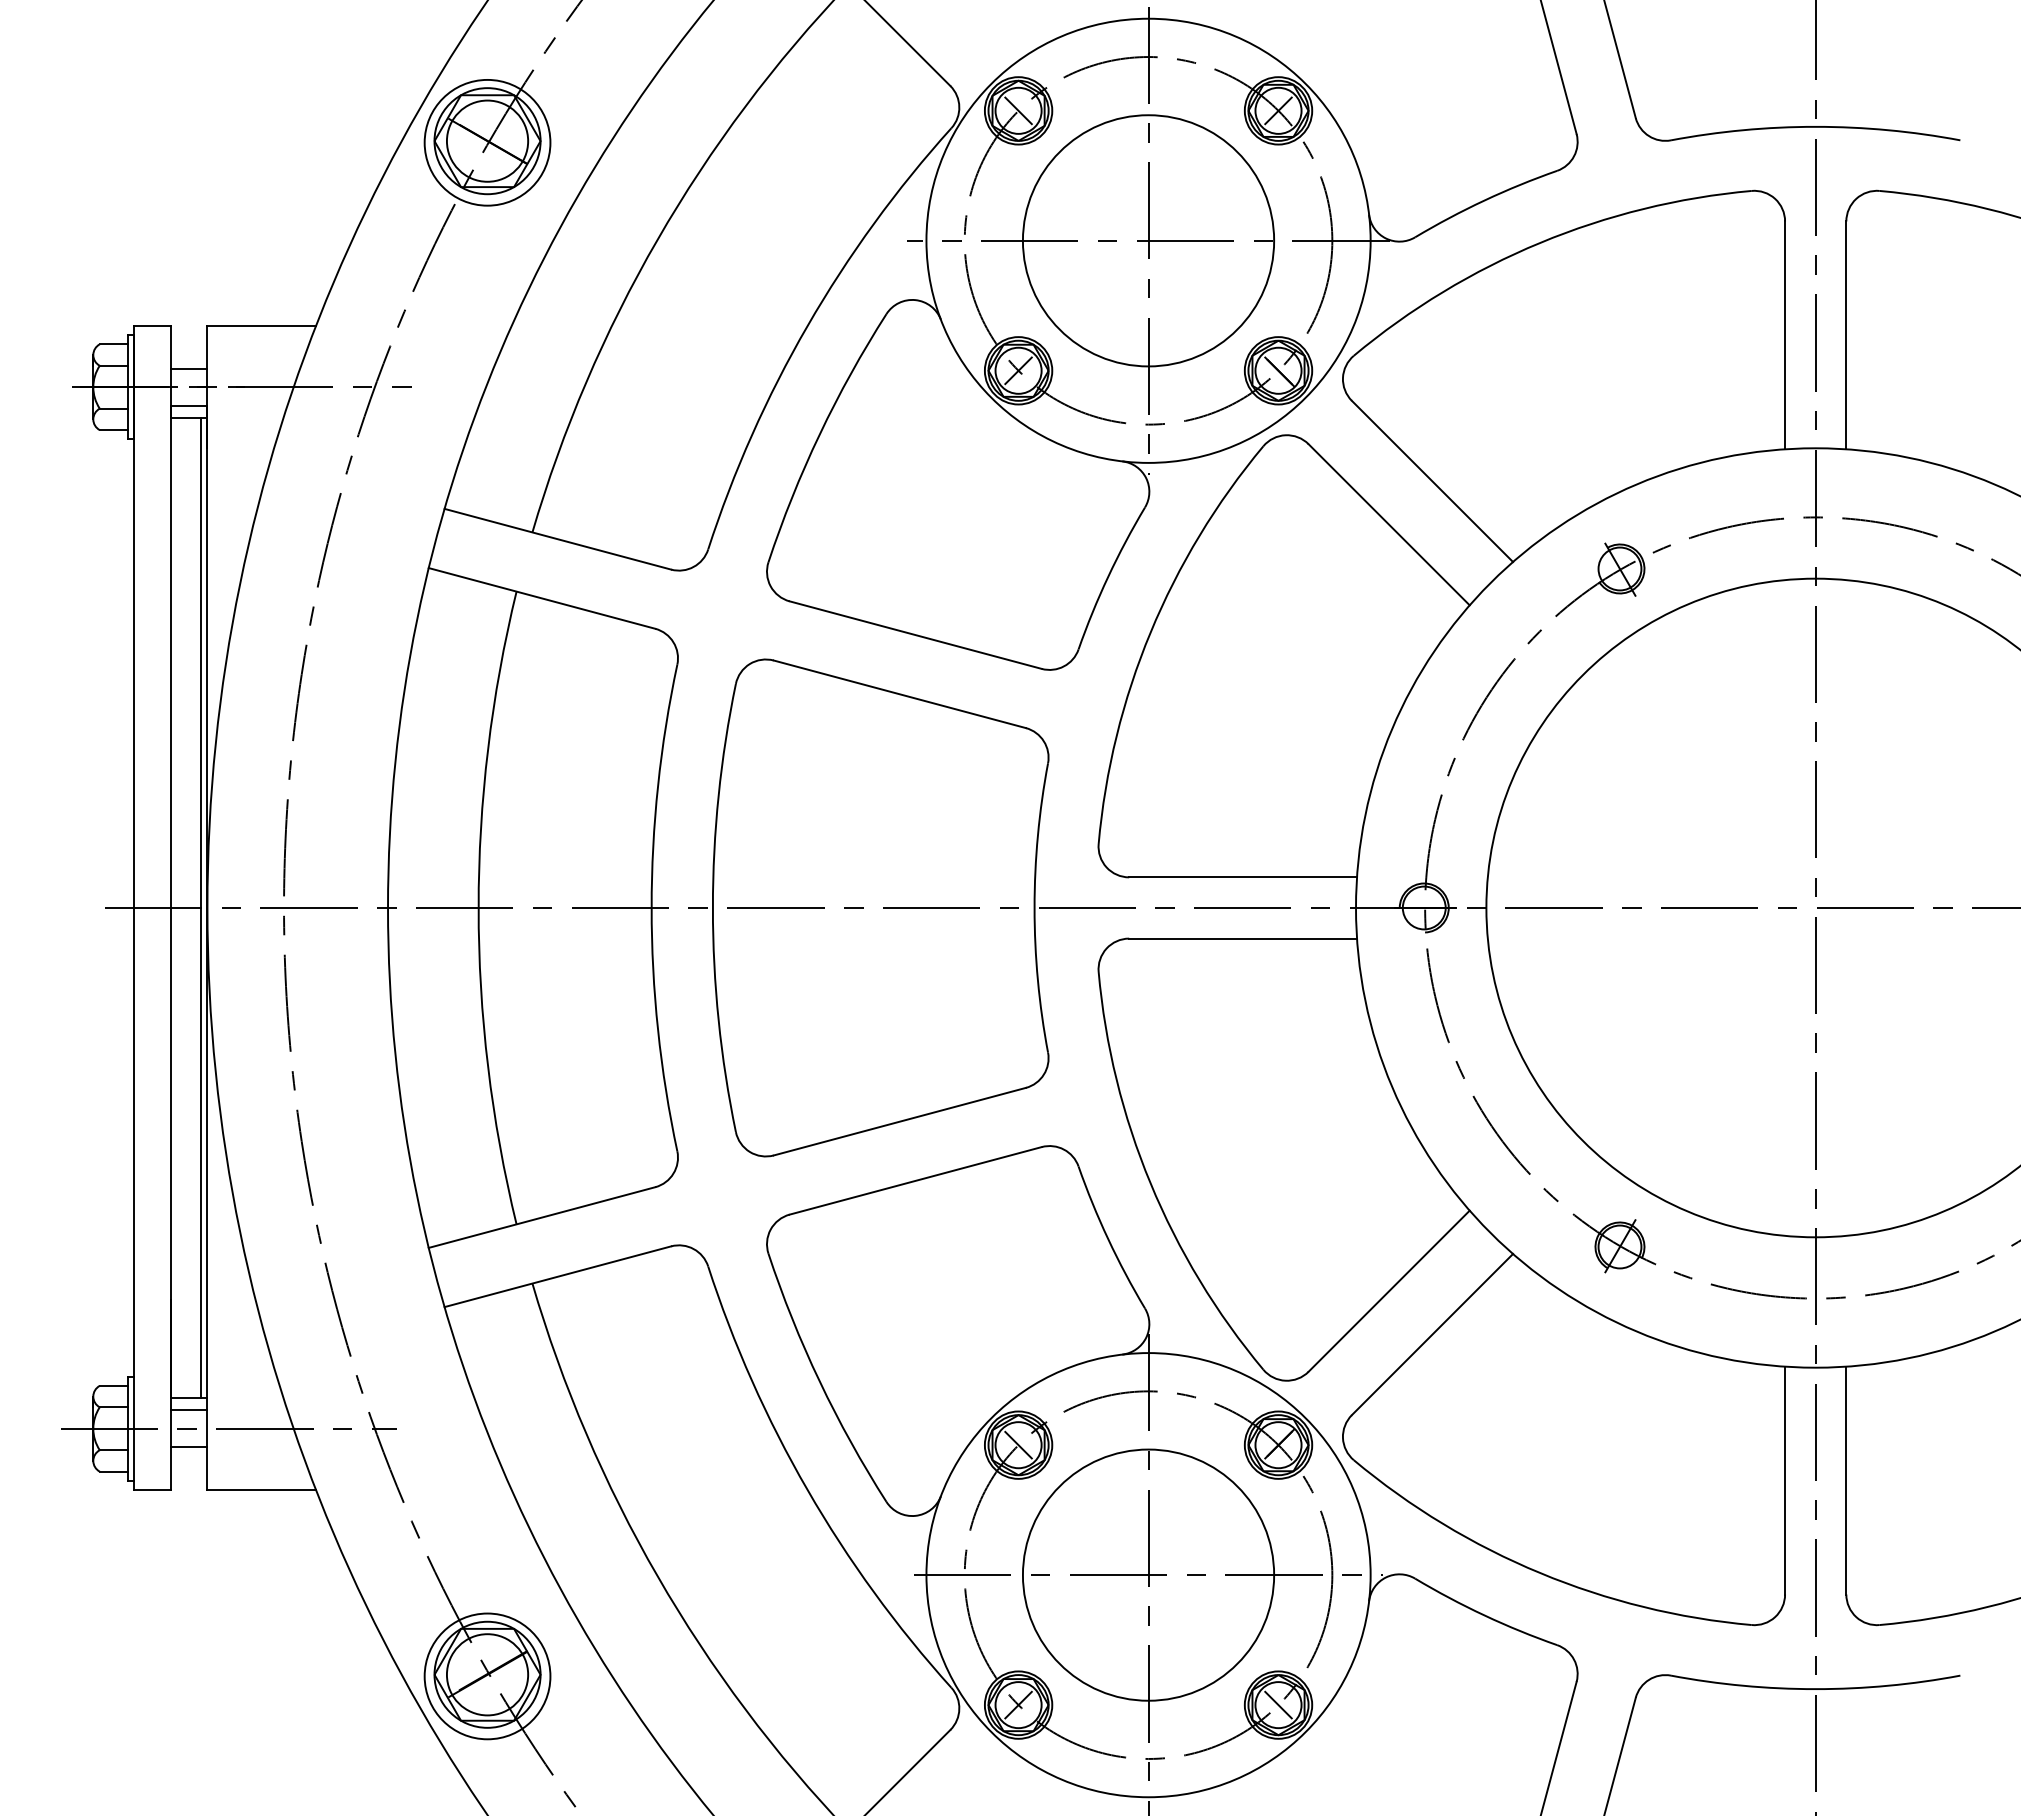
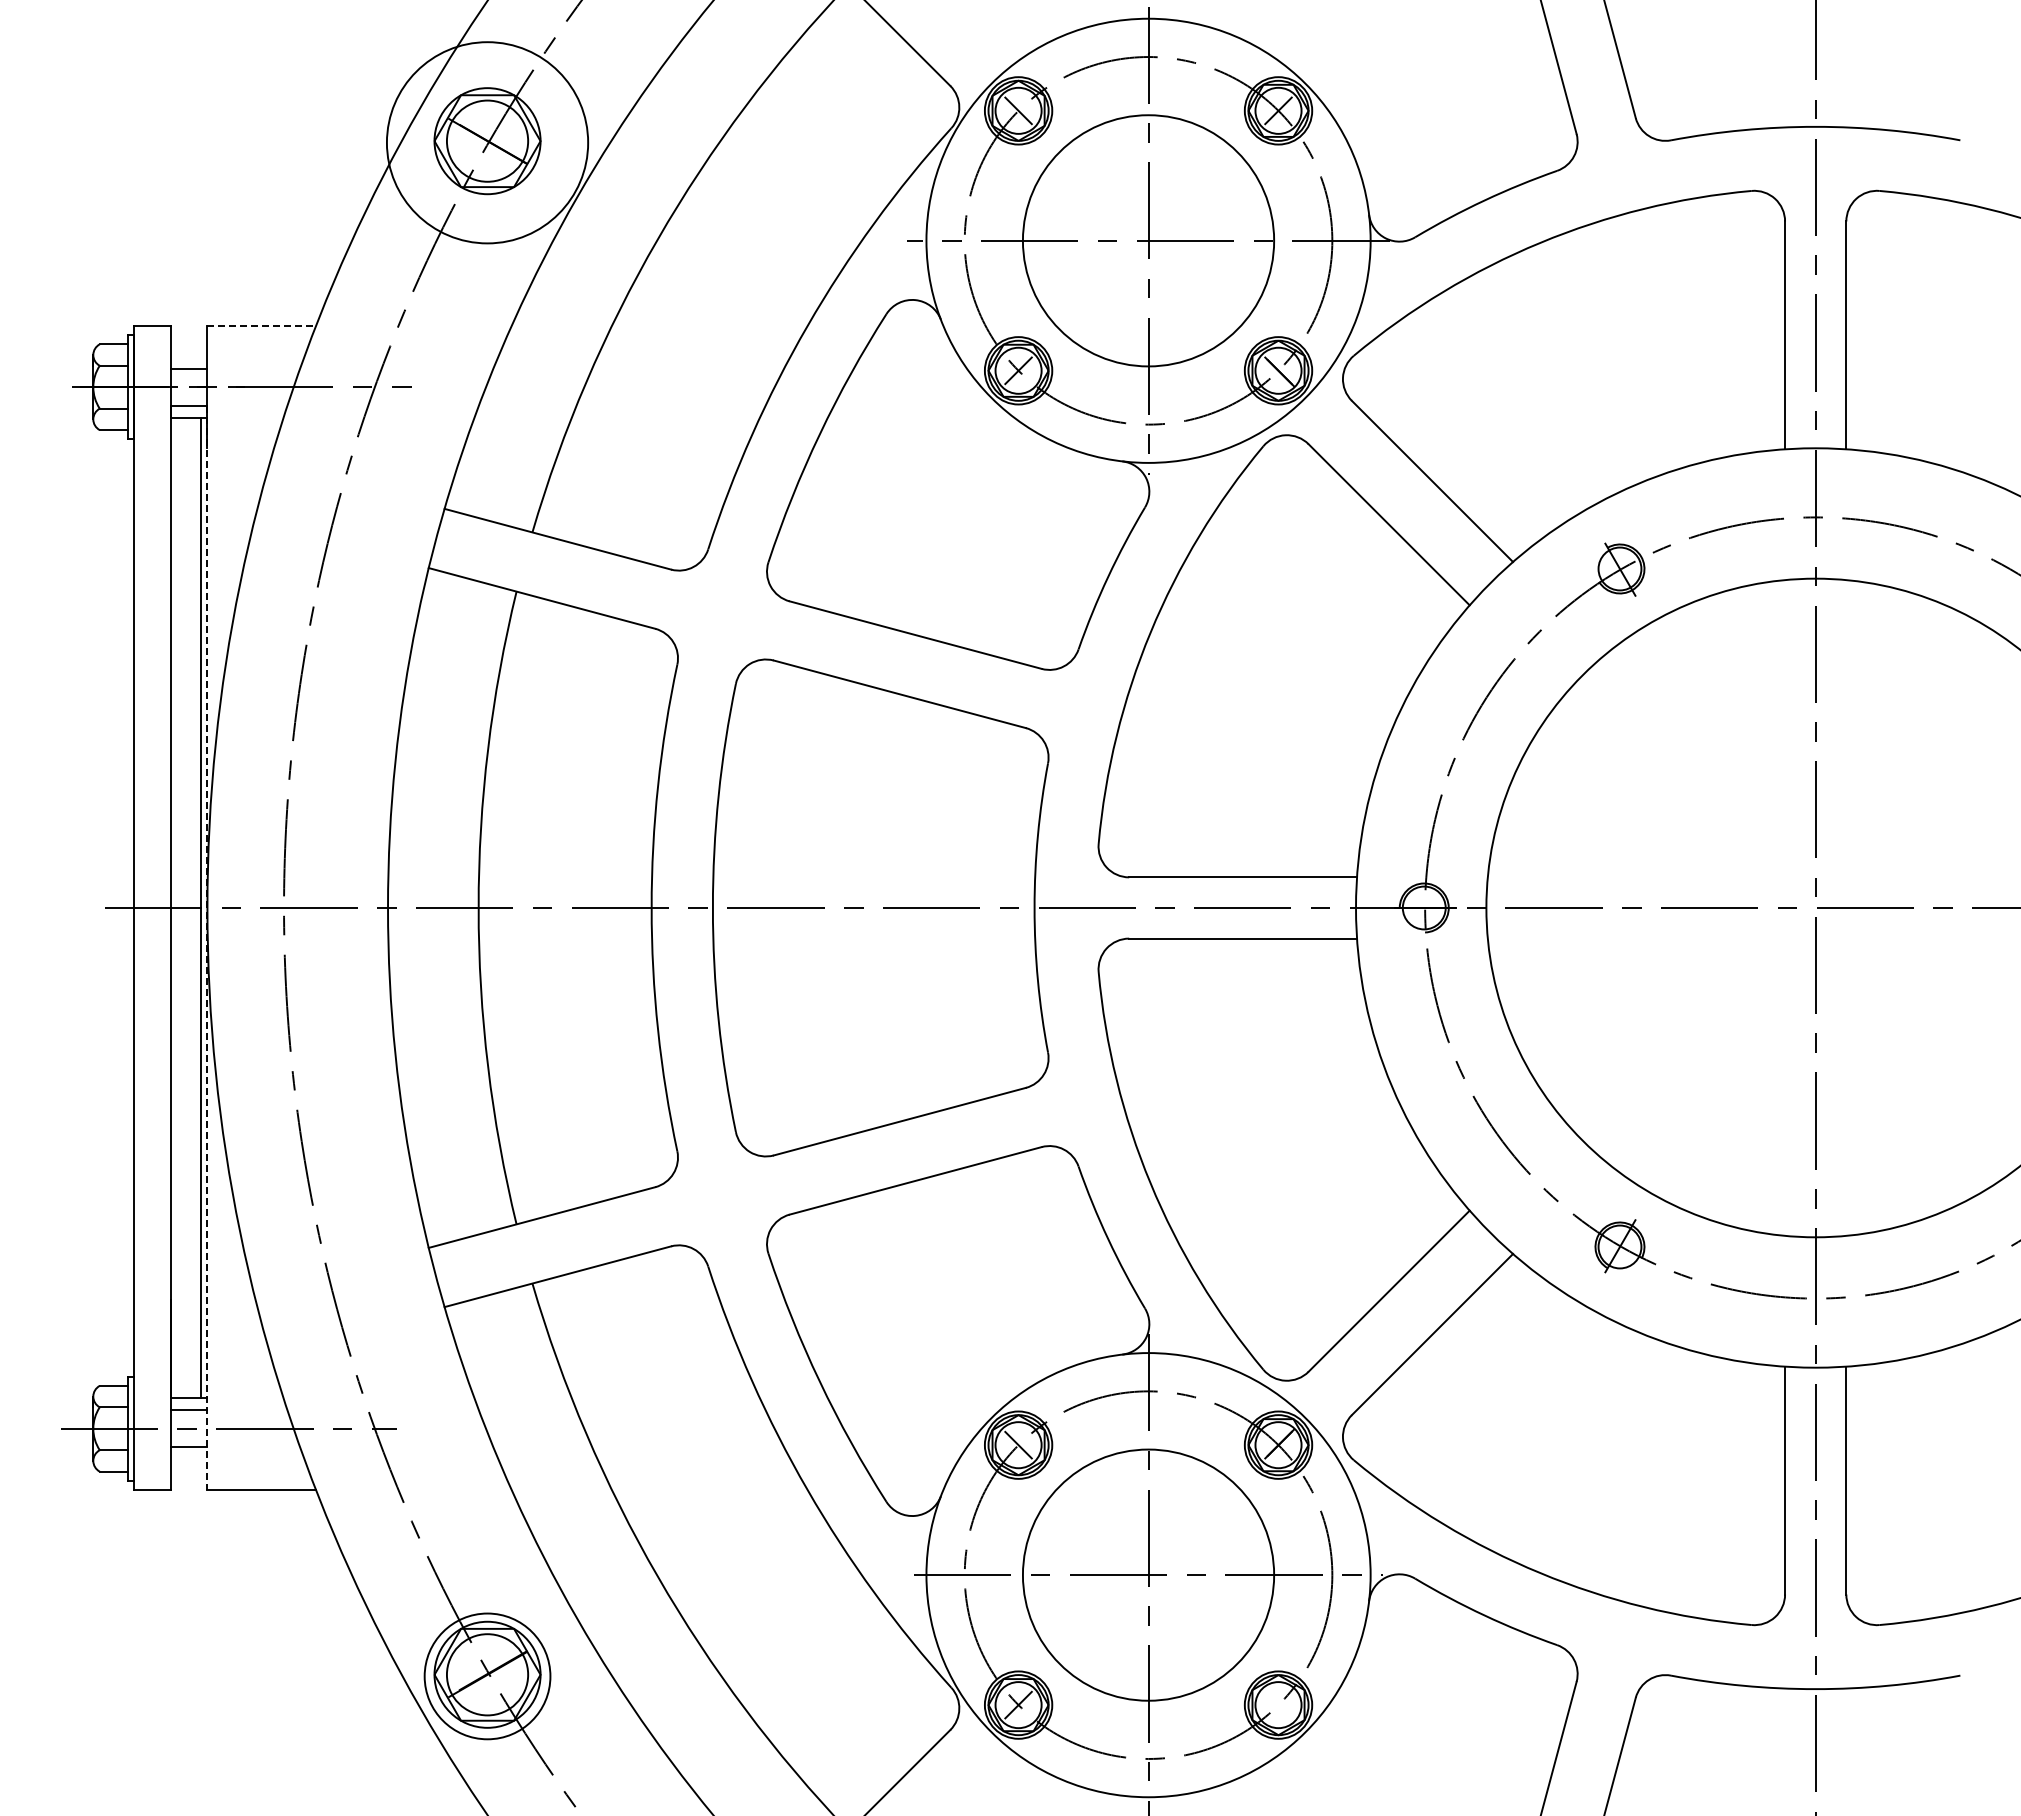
circle diameter: 126 px -> 201 px (487, 142)
line: solid -> dashed (261, 325)
line: solid -> dashed (207, 948)
line: present -> none (1278, 1705)
